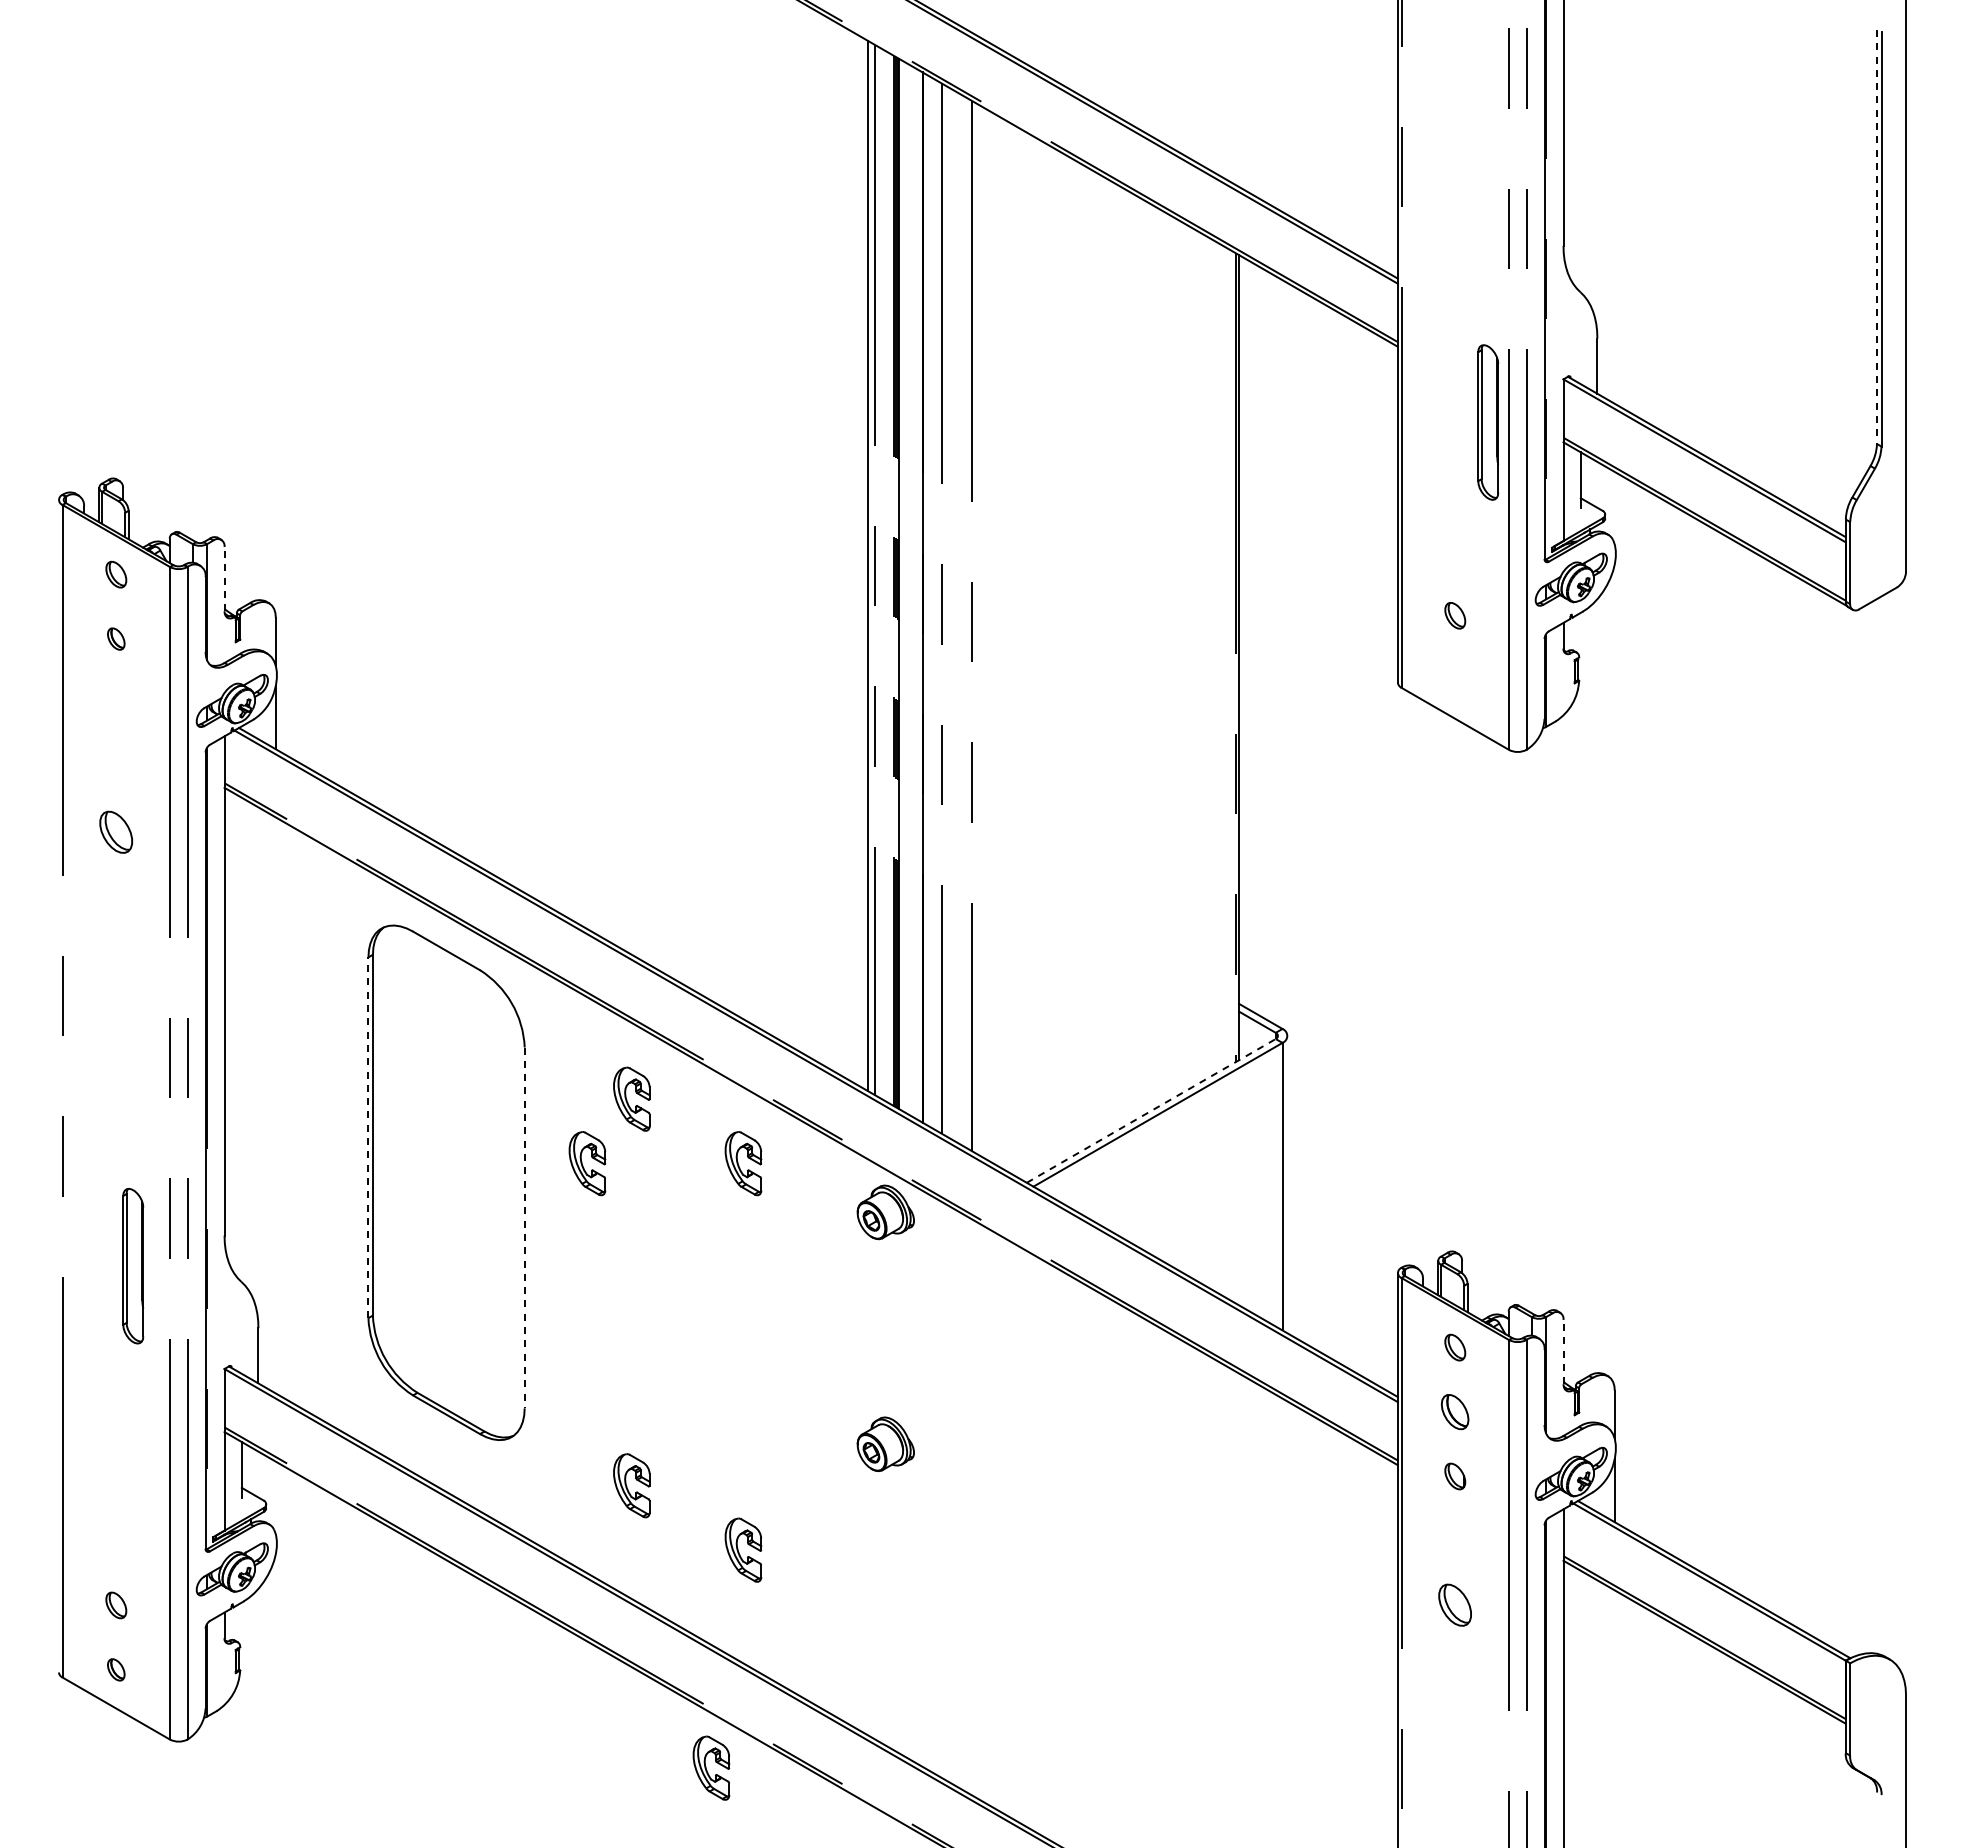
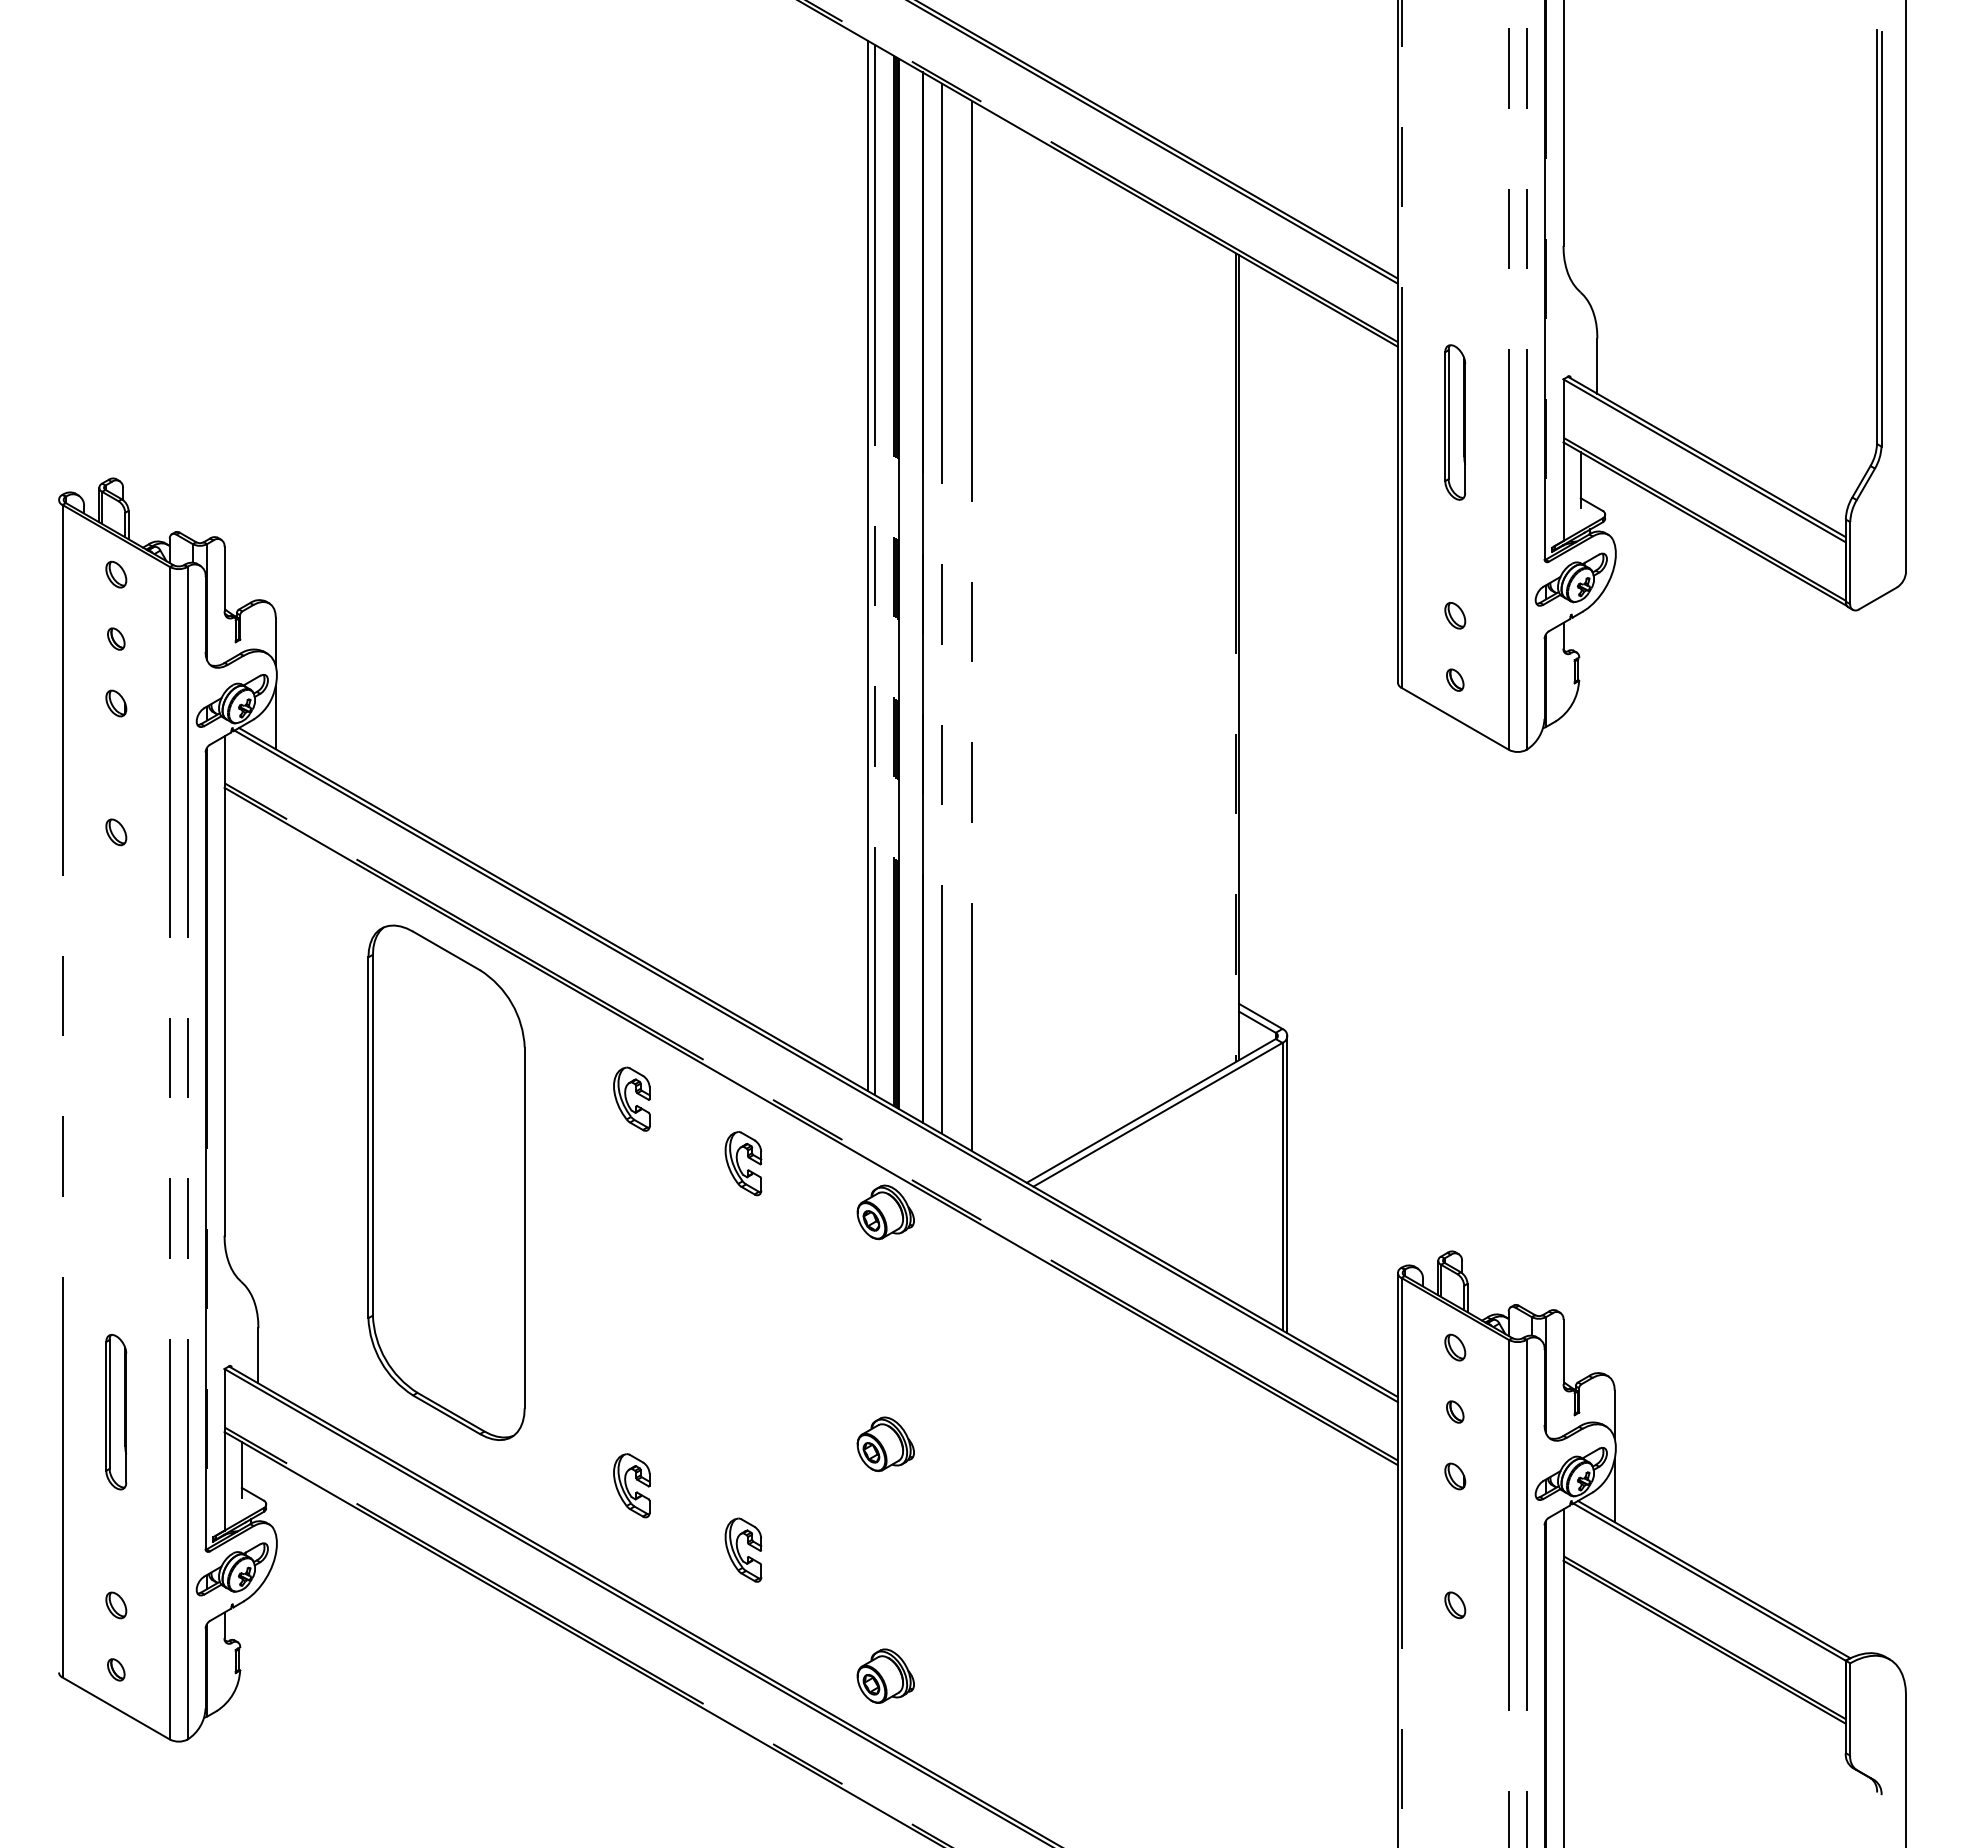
line: dashed -> solid (1877, 237)
part position: (1488, 422) -> (1455, 422) (1455, 422)
line: dashed -> solid (224, 578)
part: none -> present (1455, 679)
part: none -> present (116, 703)
part size: 34x44 px -> 23x29 px (116, 832)
line: dashed -> solid (1151, 1110)
line: dashed -> solid (368, 1137)
part: present -> none (587, 1163)
line: none -> present (1287, 1184)
line: dashed -> solid (524, 1228)
part position: (133, 1266) -> (116, 1412) (116, 1412)
line: dashed -> solid (1563, 1351)
part size: 30x37 px -> 19x24 px (1455, 1411)
part size: 34x44 px -> 23x29 px (1455, 1605)
part: none -> present (885, 1675)
part: present -> none (711, 1767)
